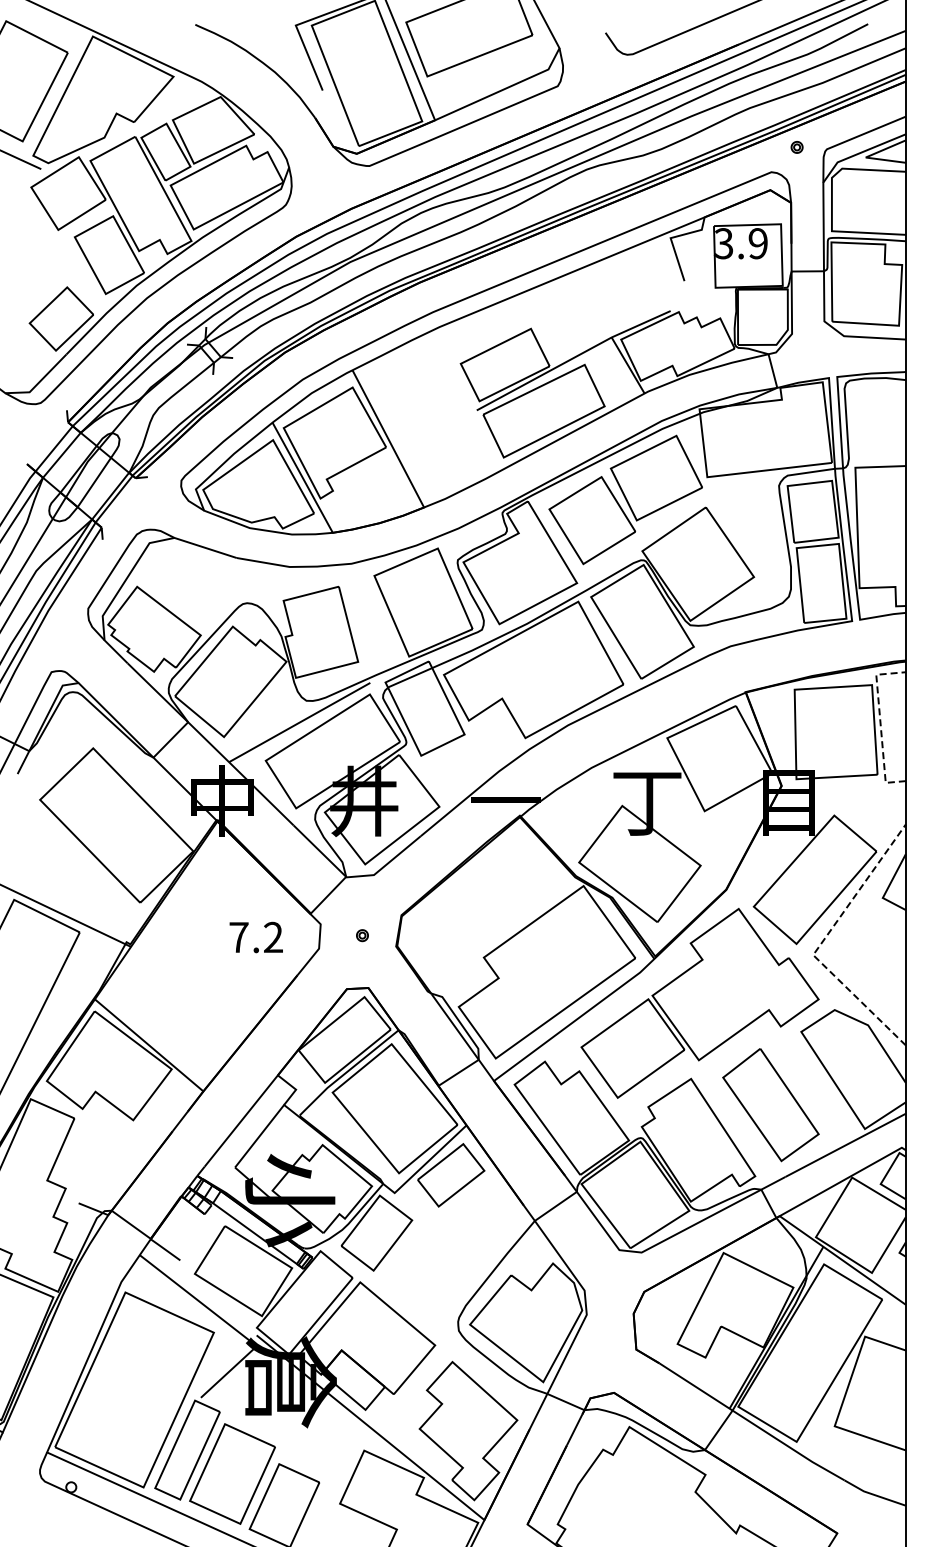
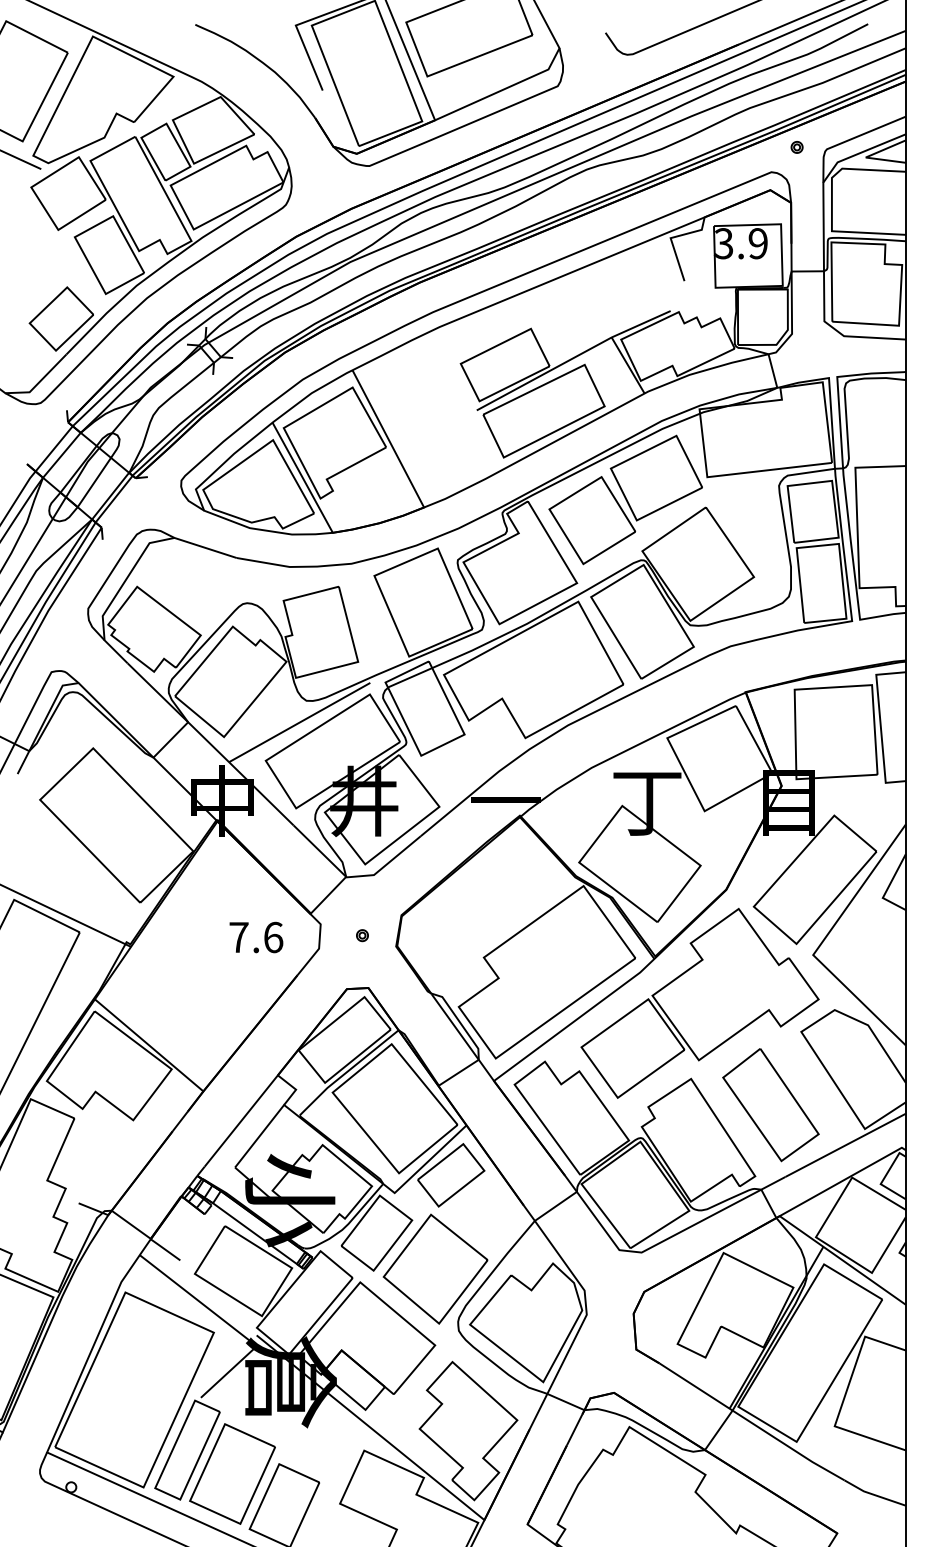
line: dashed -> solid (880, 724)
text: 7.2 -> 7.6 (273, 937)
line: dashed -> solid (821, 942)
part: none -> present (435, 1268)
